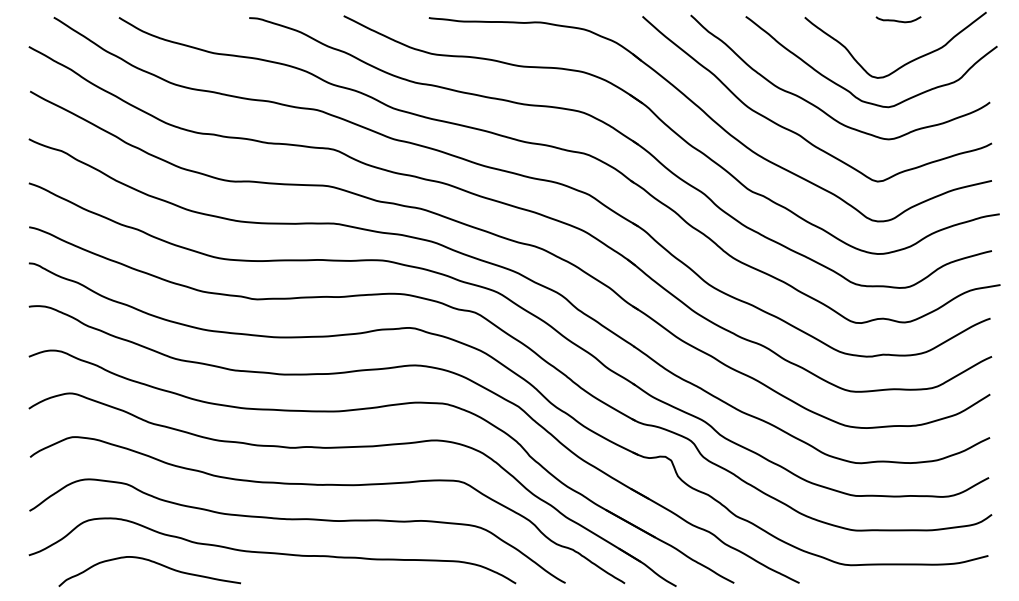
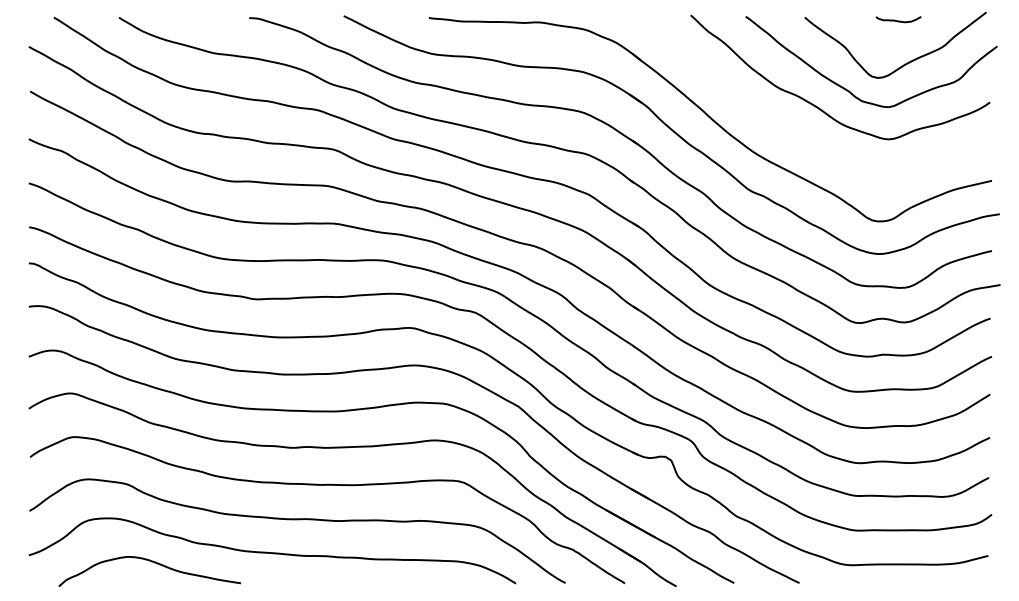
curve: present -> none (800, 134)
